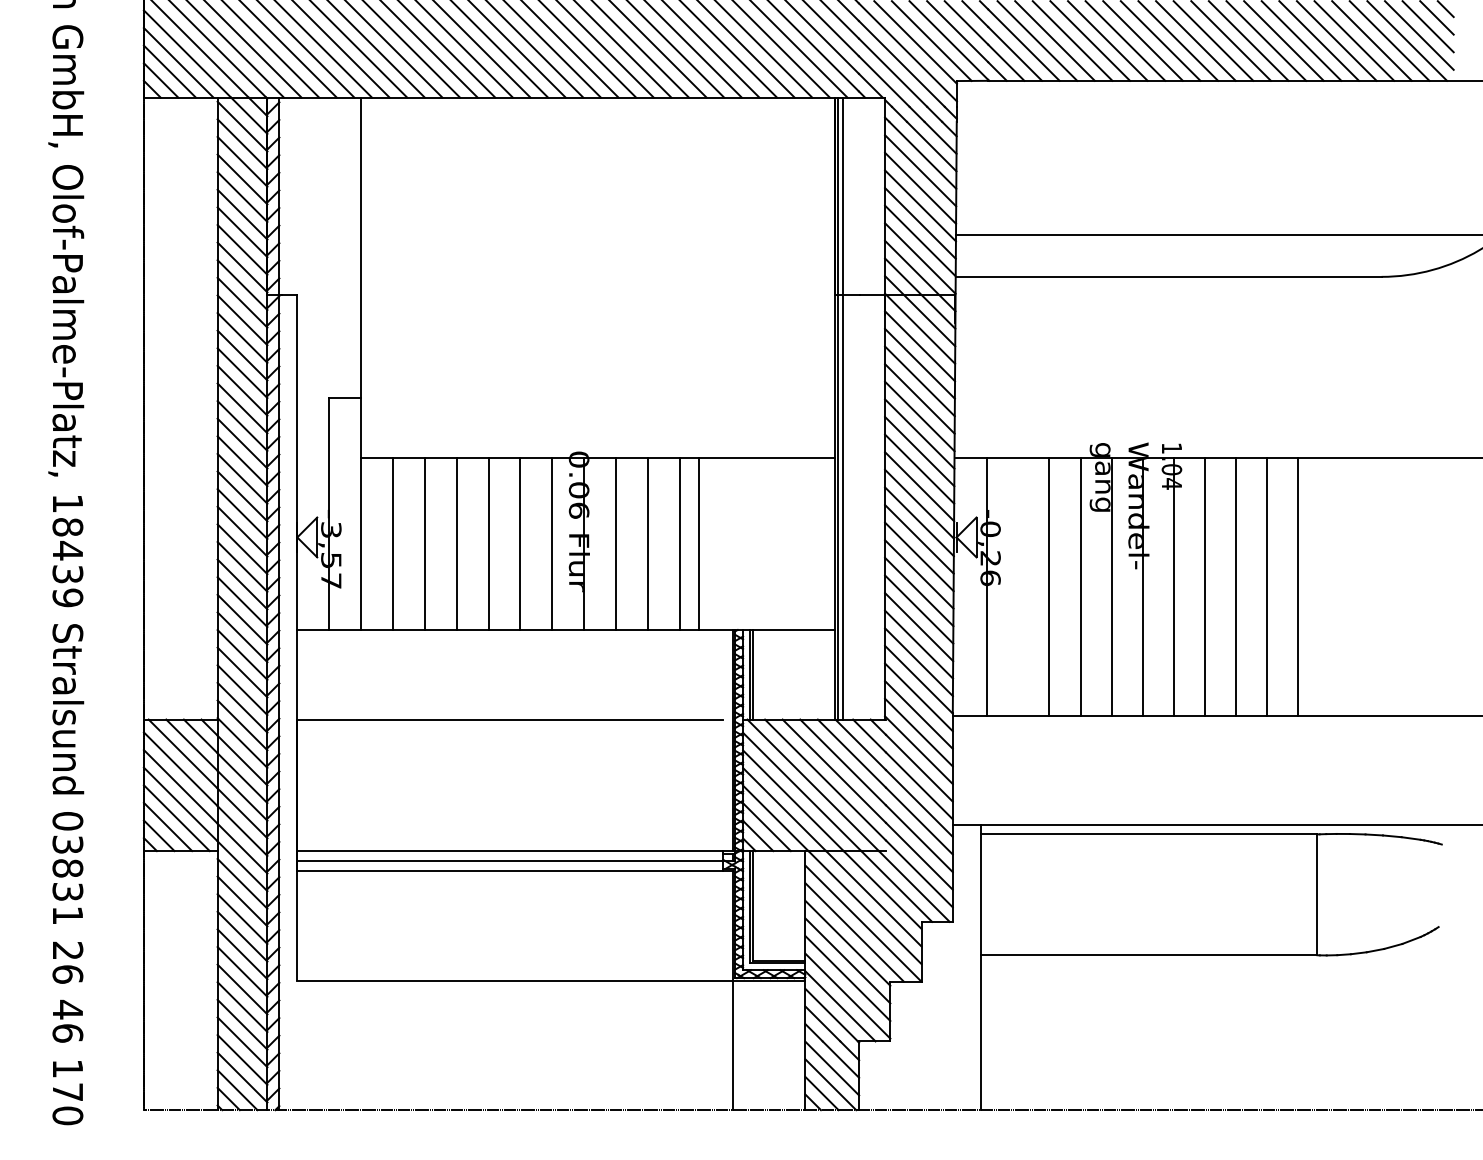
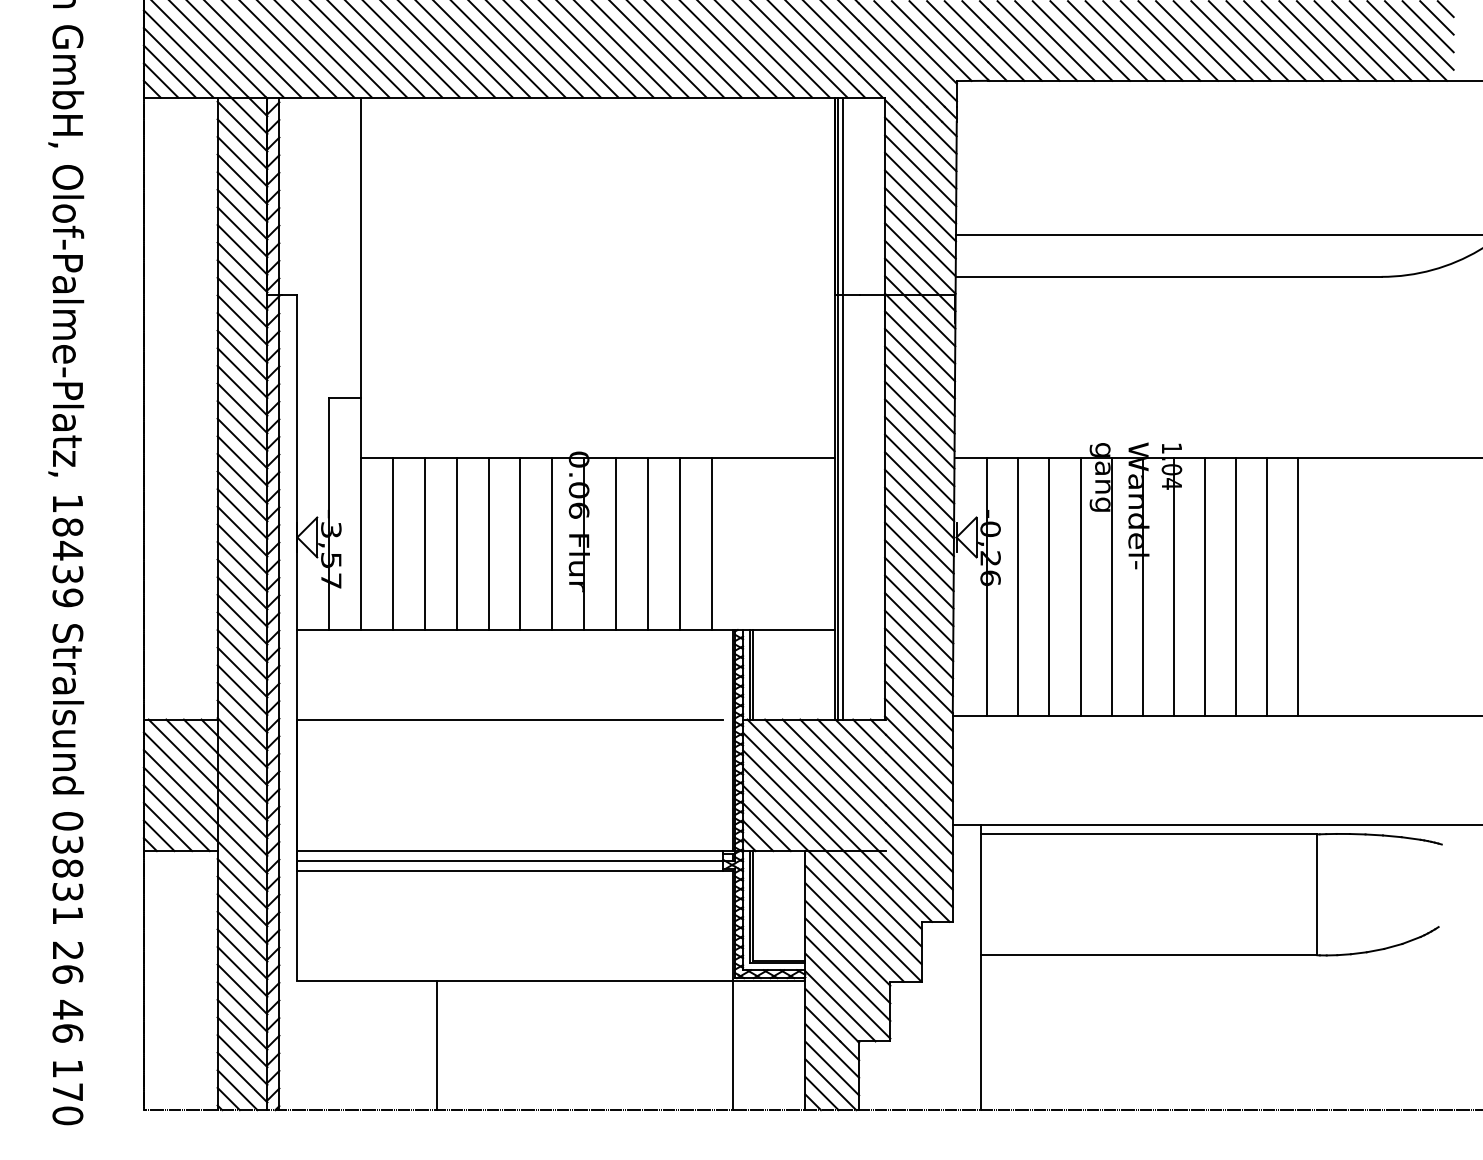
line position: (698, 543) -> (711, 543) (711, 543)
line: none -> present (1018, 586)
line: none -> present (436, 1045)
